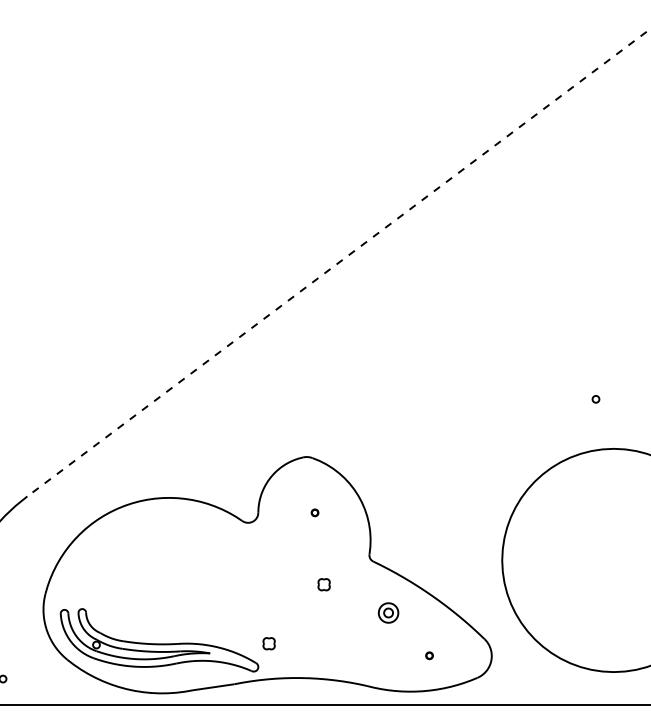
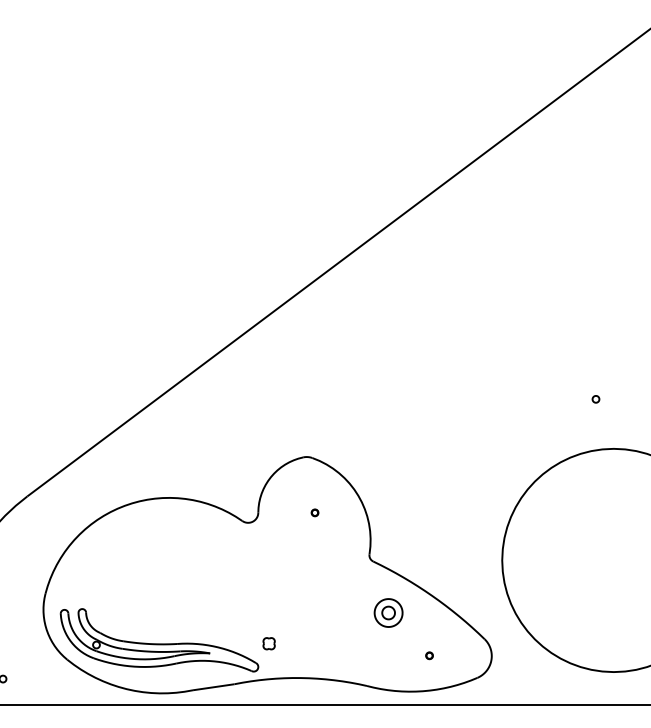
line: dashed -> solid (339, 262)
part: present -> none (323, 584)
part size: 23x22 px -> 31x30 px (388, 612)
